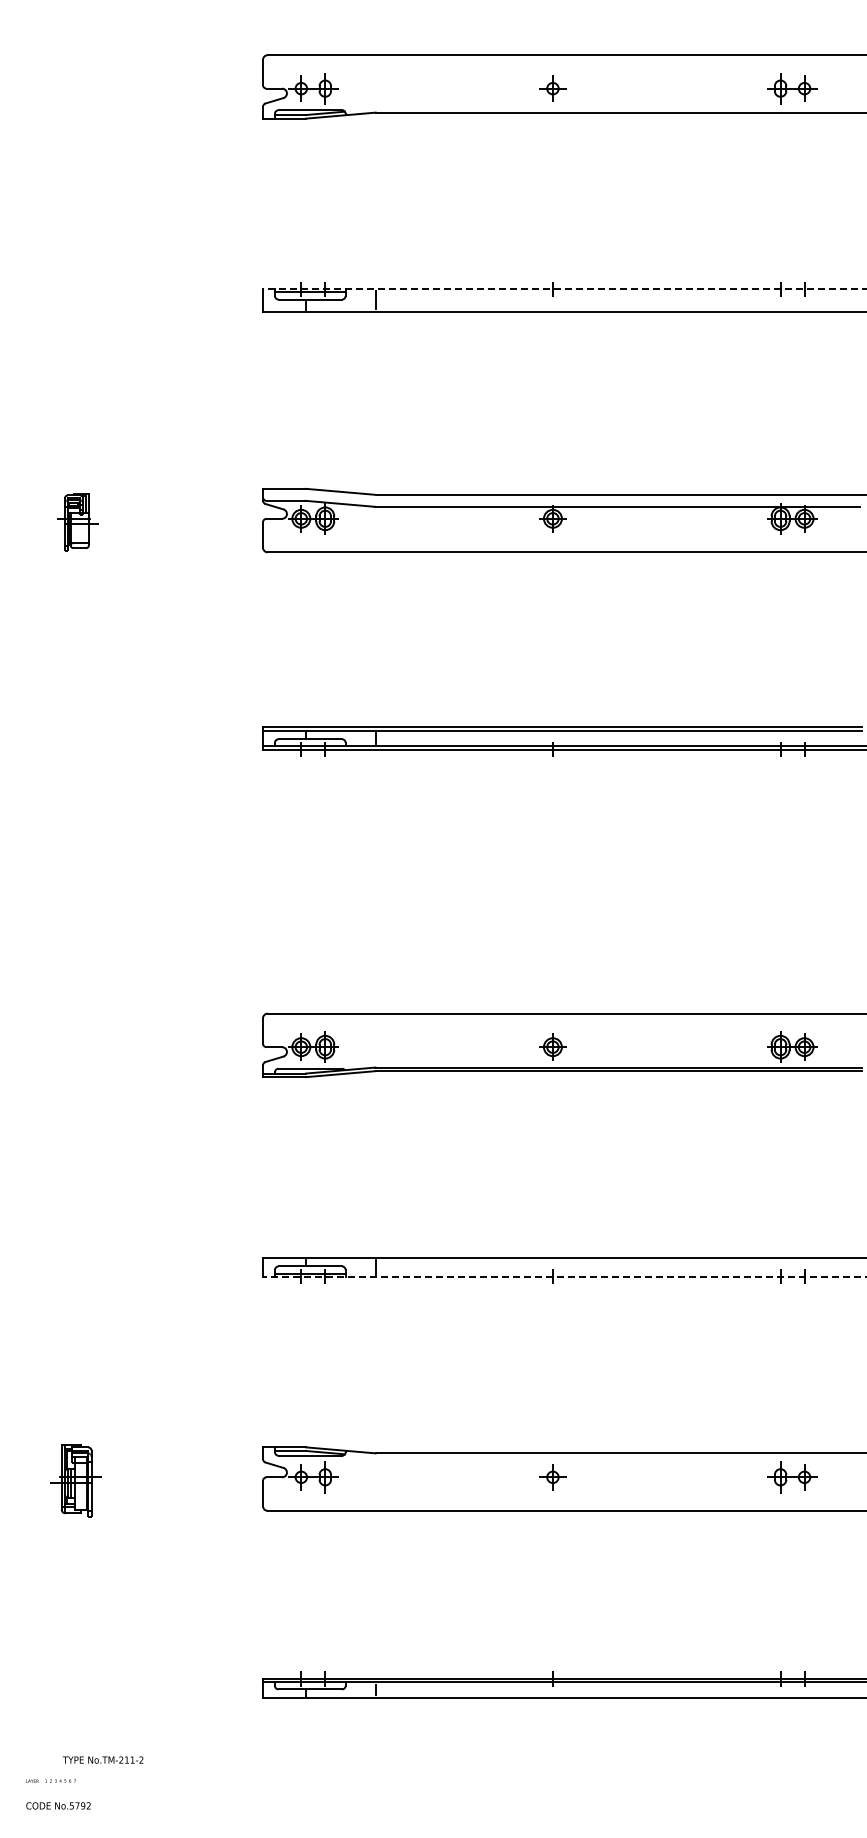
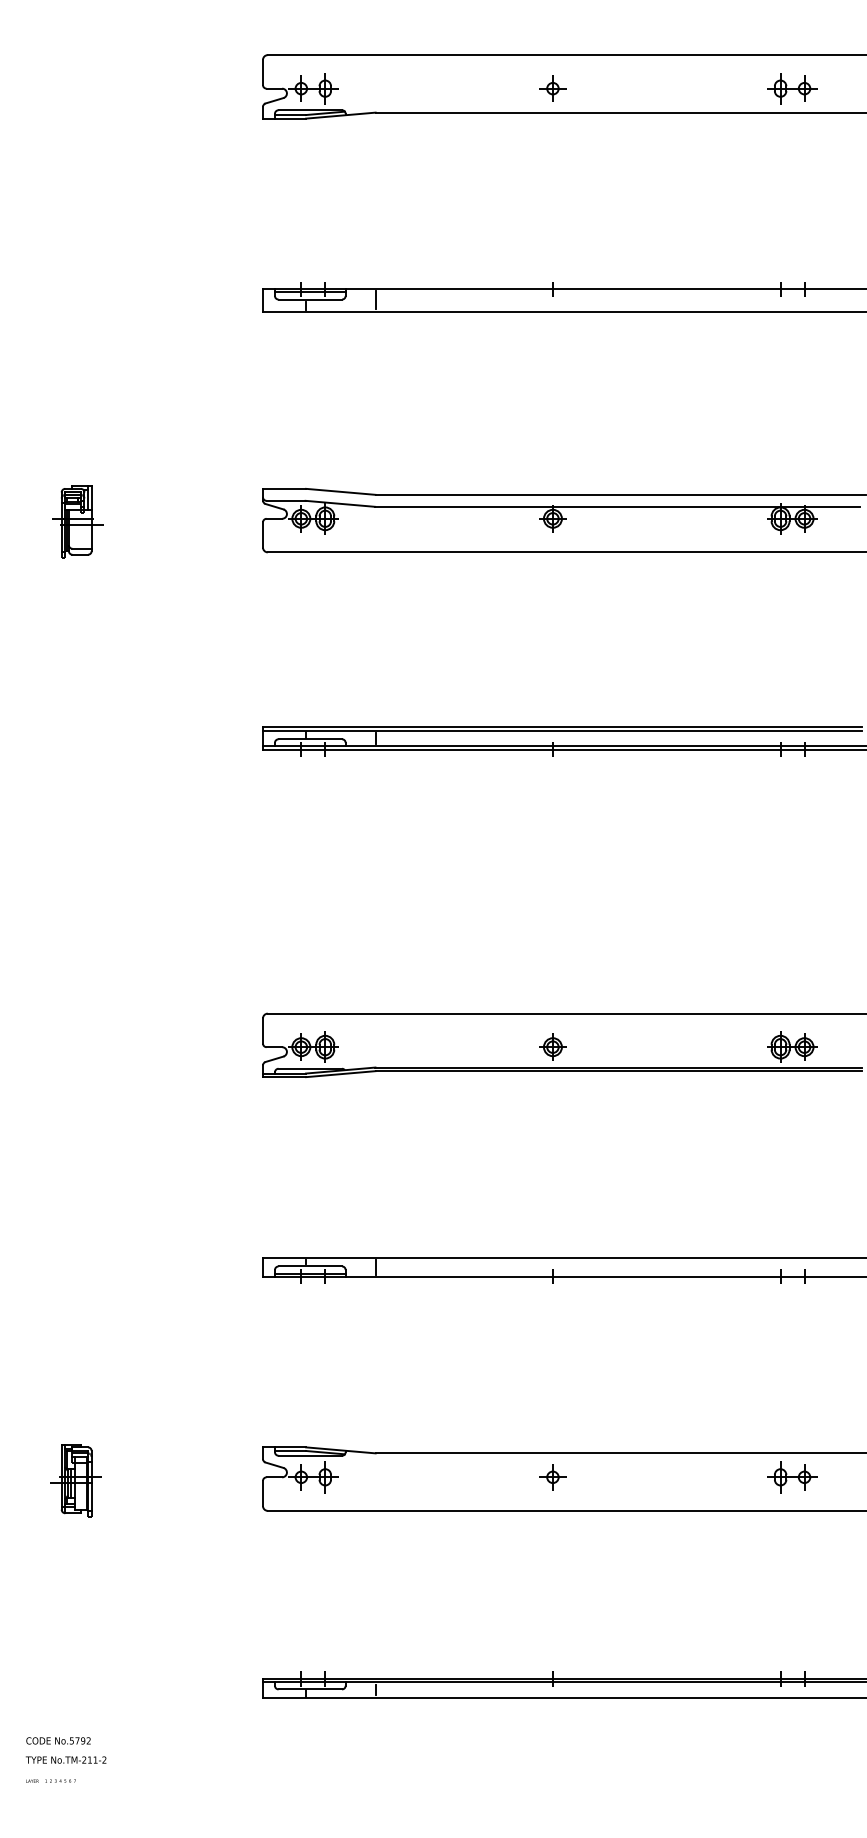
line: dashed -> solid (564, 288)
part size: 42x59 px -> 52x74 px (77, 521)
line: dashed -> solid (564, 1277)
text position: (102, 1759) -> (65, 1759) (65, 1759)
text position: (58, 1805) -> (58, 1740) (58, 1740)
